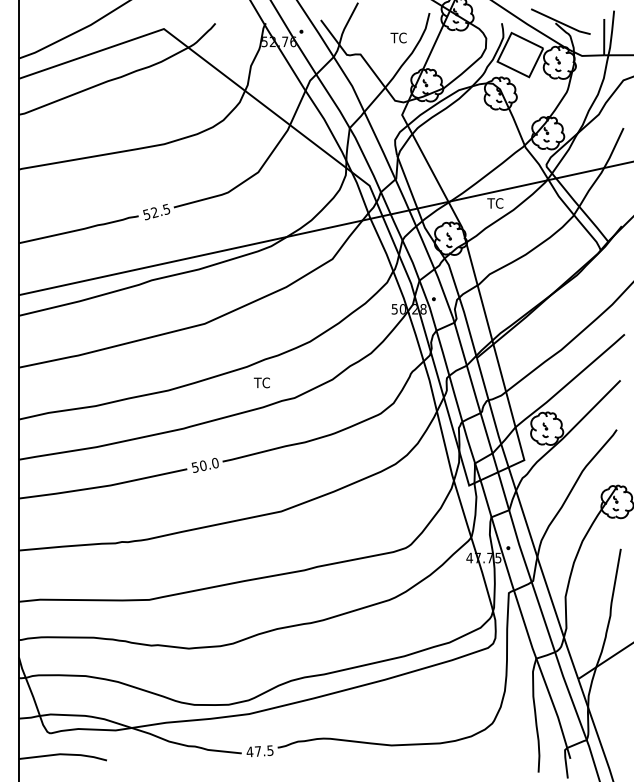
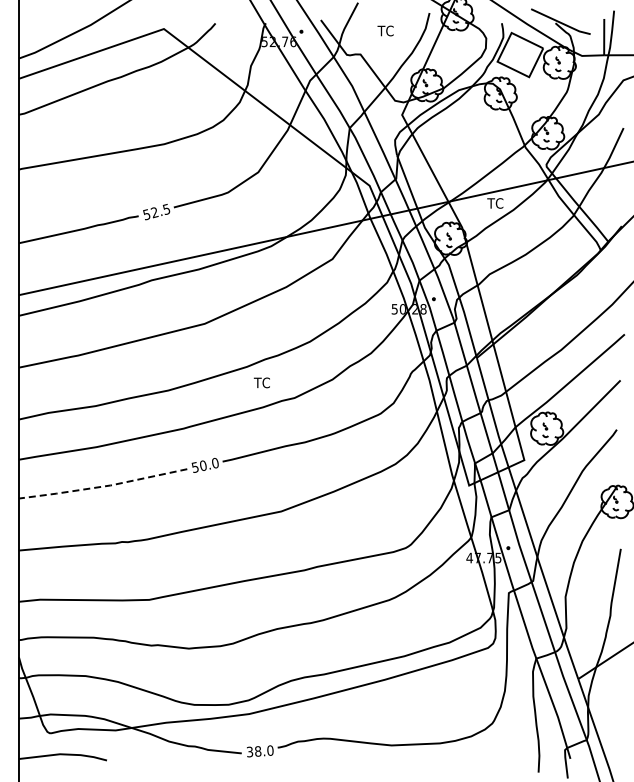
text position: (398, 37) -> (385, 30) (385, 30)
line: solid -> dashed (102, 486)
text: 47.5 -> 38.0 (259, 751)
